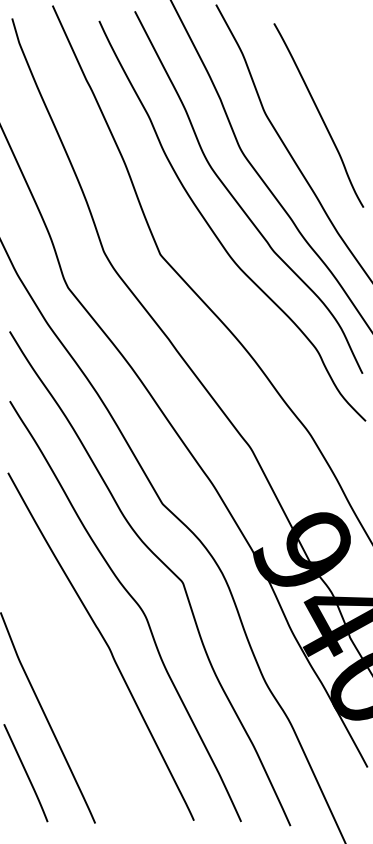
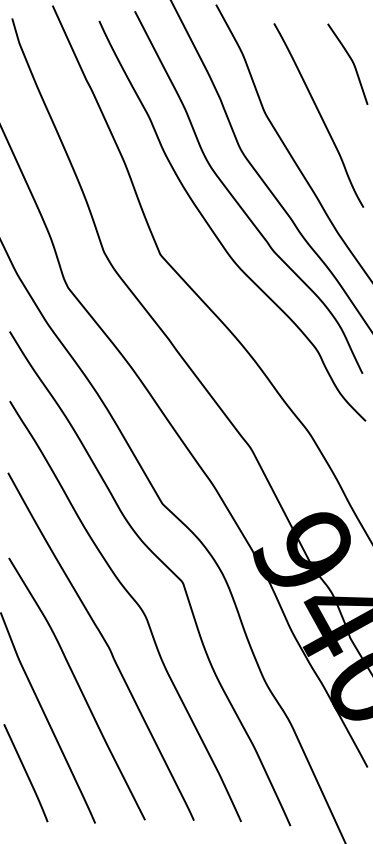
curve: none -> present (351, 61)
curve: none -> present (78, 687)
